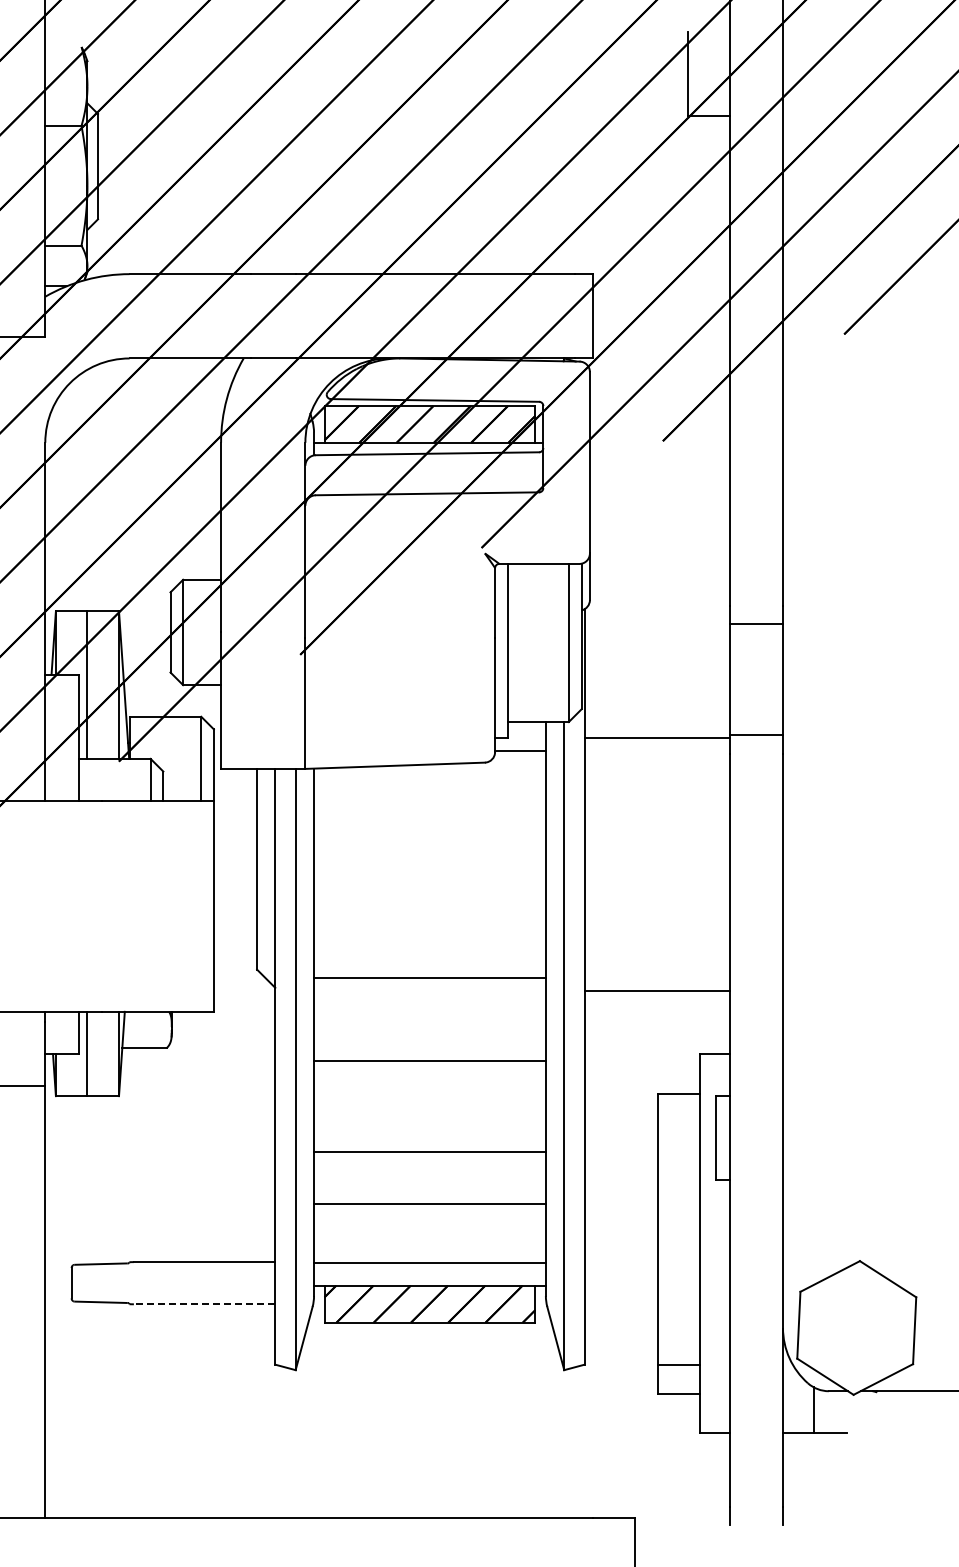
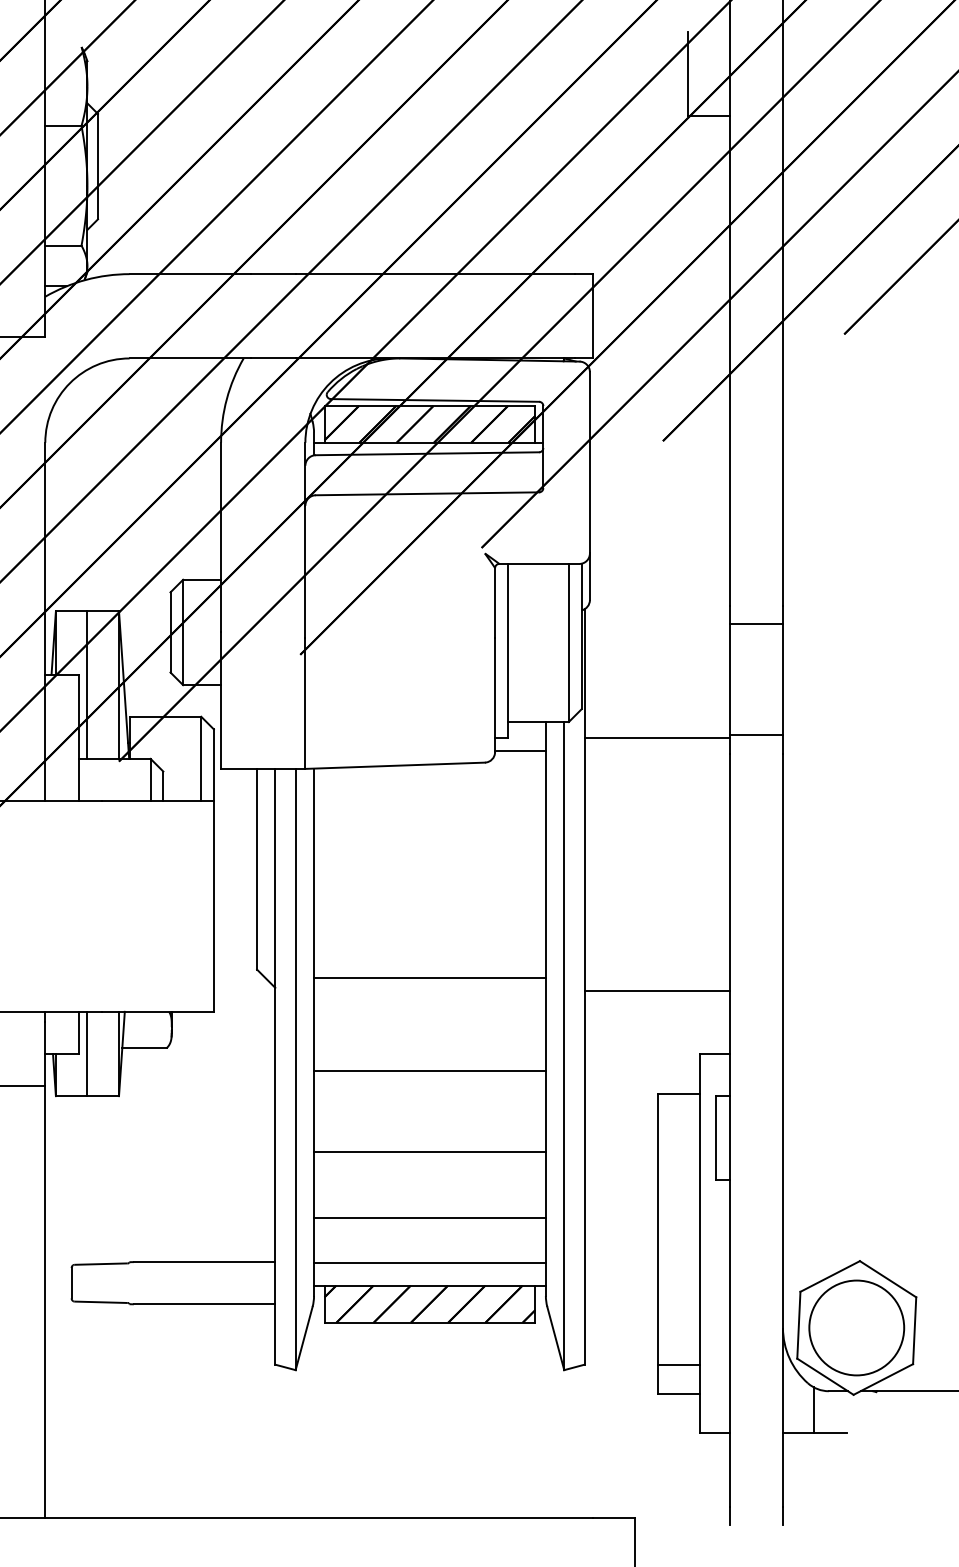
line position: (429, 1060) -> (429, 1070) (429, 1070)
line position: (429, 1203) -> (429, 1217) (429, 1217)
line: dashed -> solid (204, 1304)
circle: none -> present (856, 1327)
